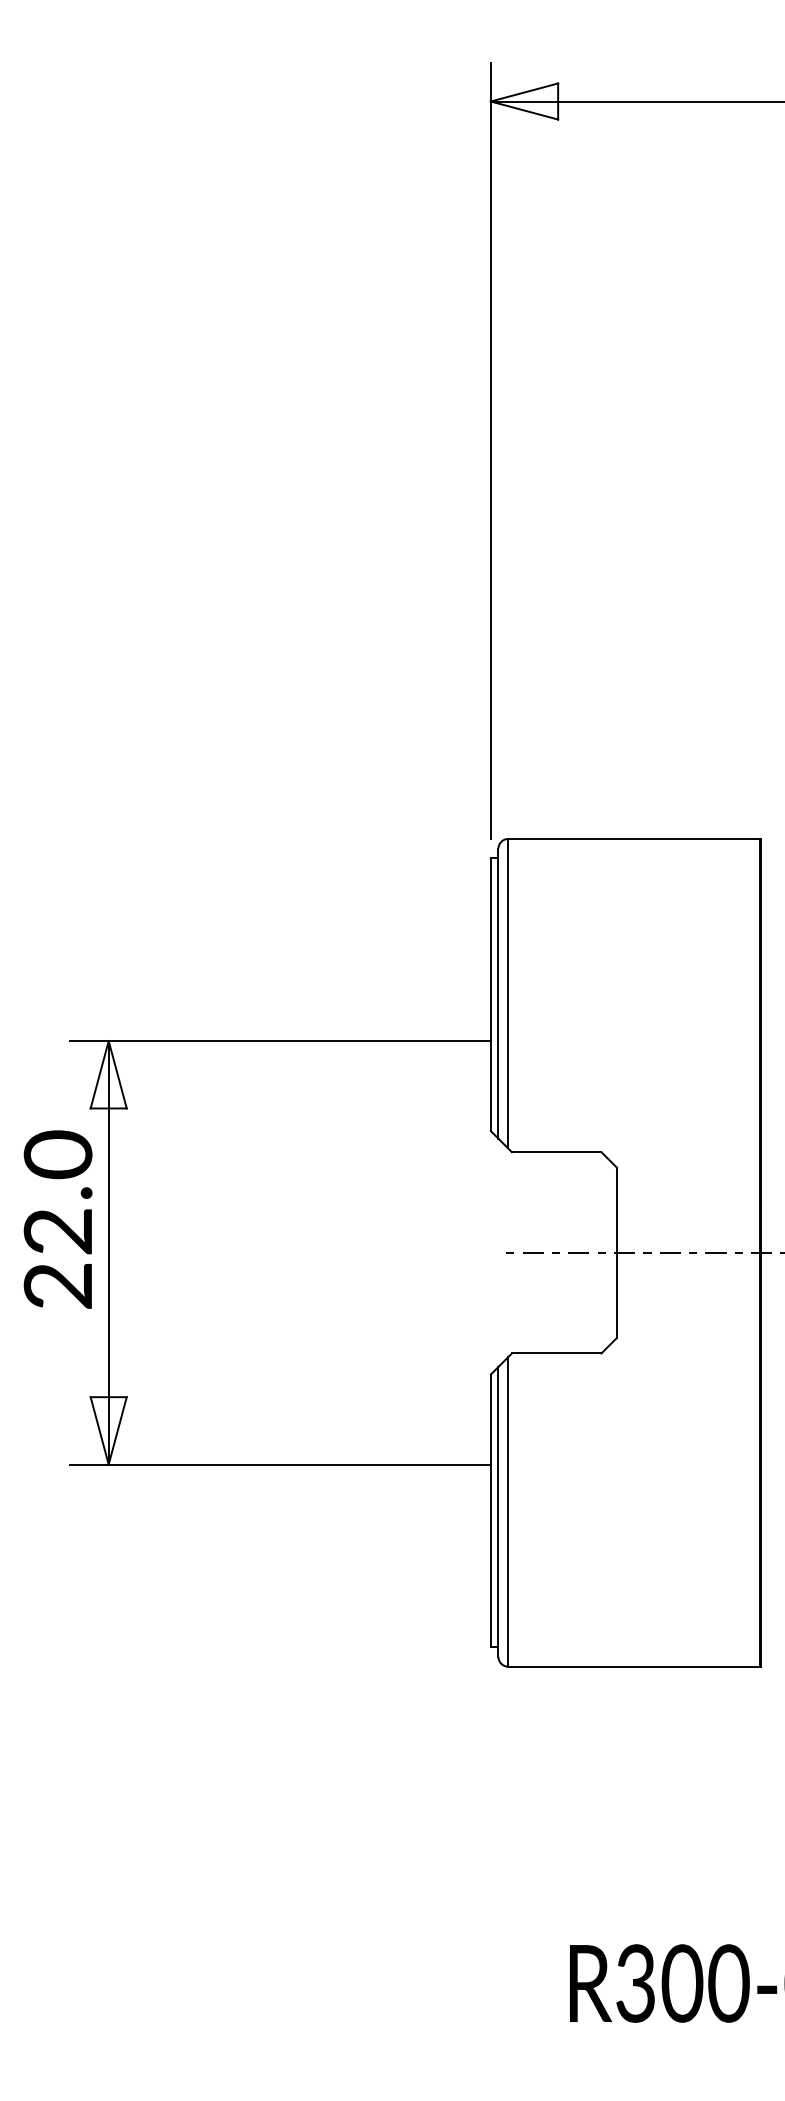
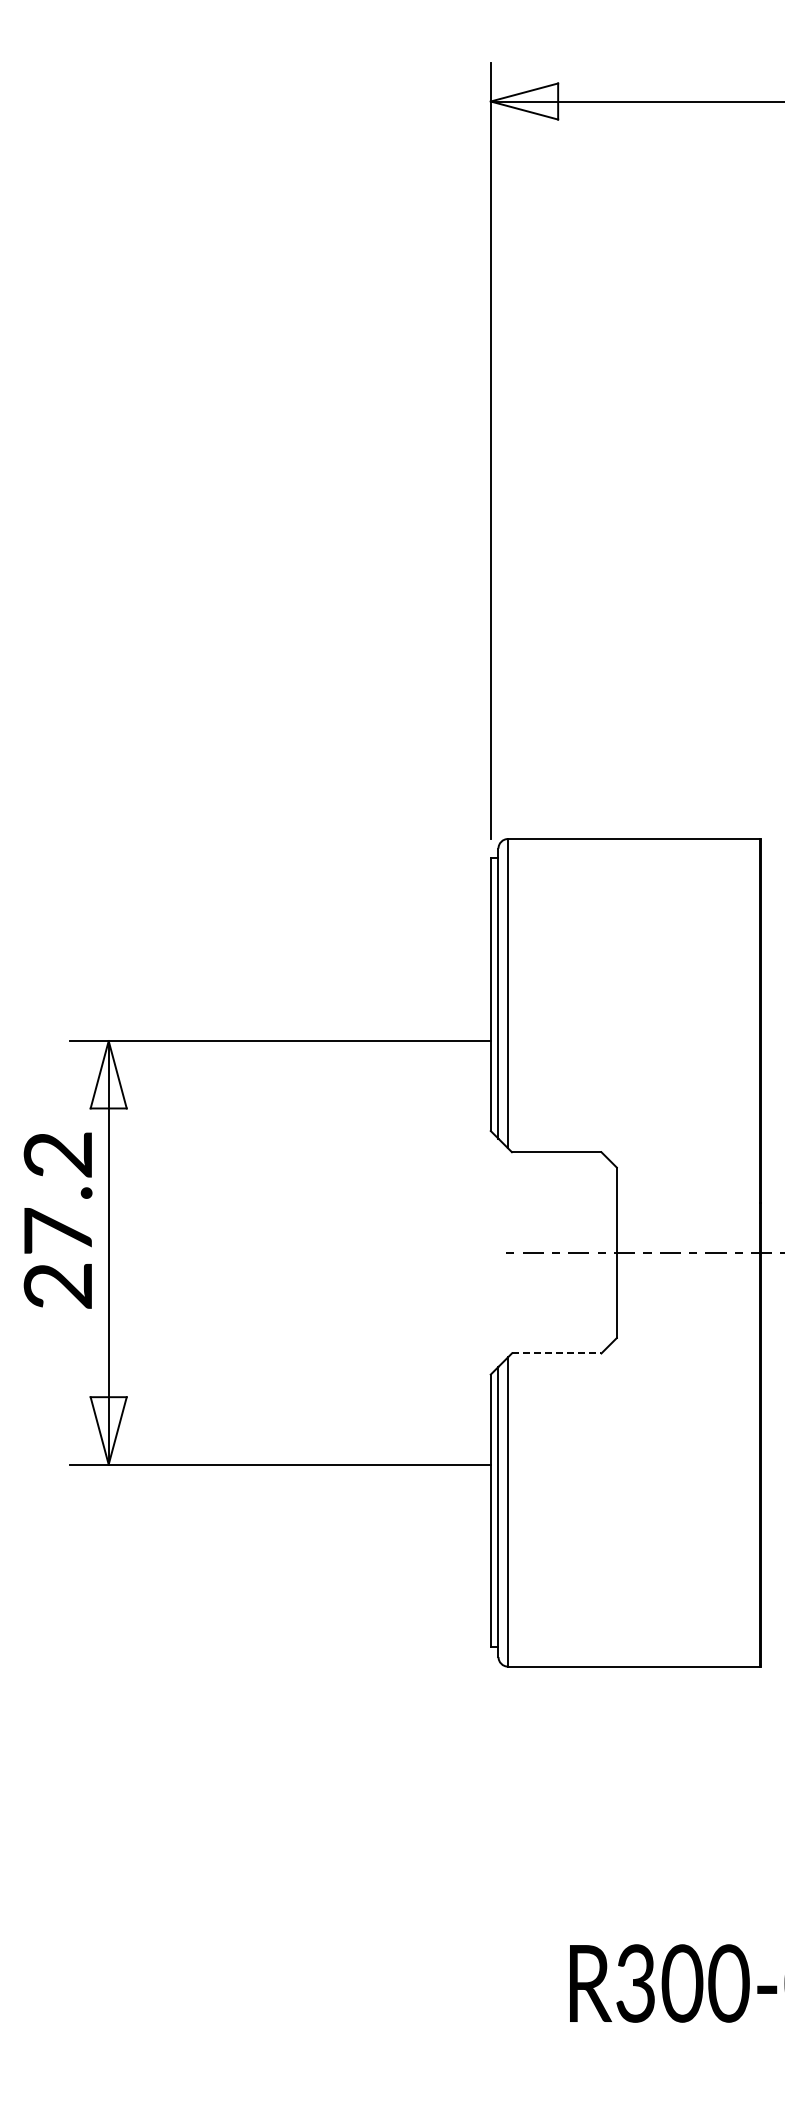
text: 22.0 -> 27.2 (57, 1192)
line: solid -> dashed (556, 1353)
